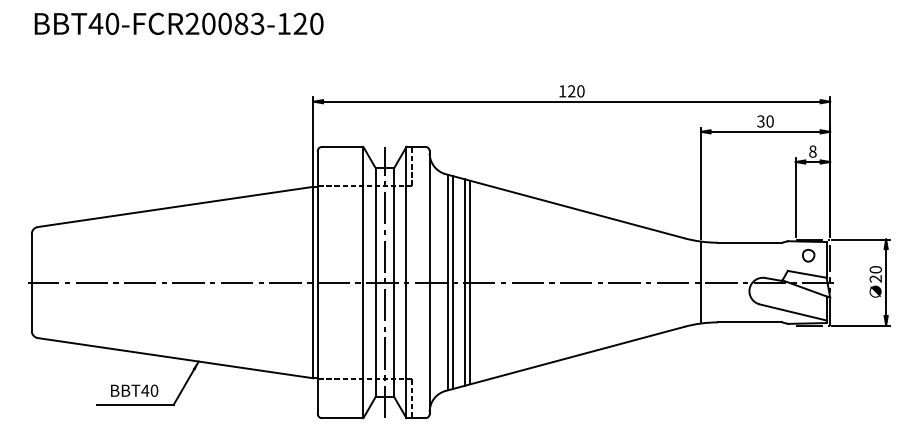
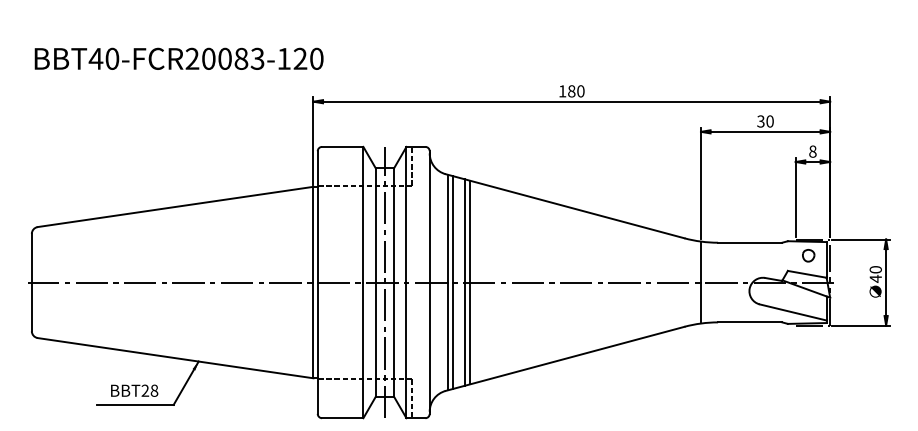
text position: (178, 23) -> (178, 58) (178, 58)
text: 120 -> 180 (571, 91)
text: 20 -> 40 (875, 278)
text: BBT40 -> BBT28 (149, 390)
